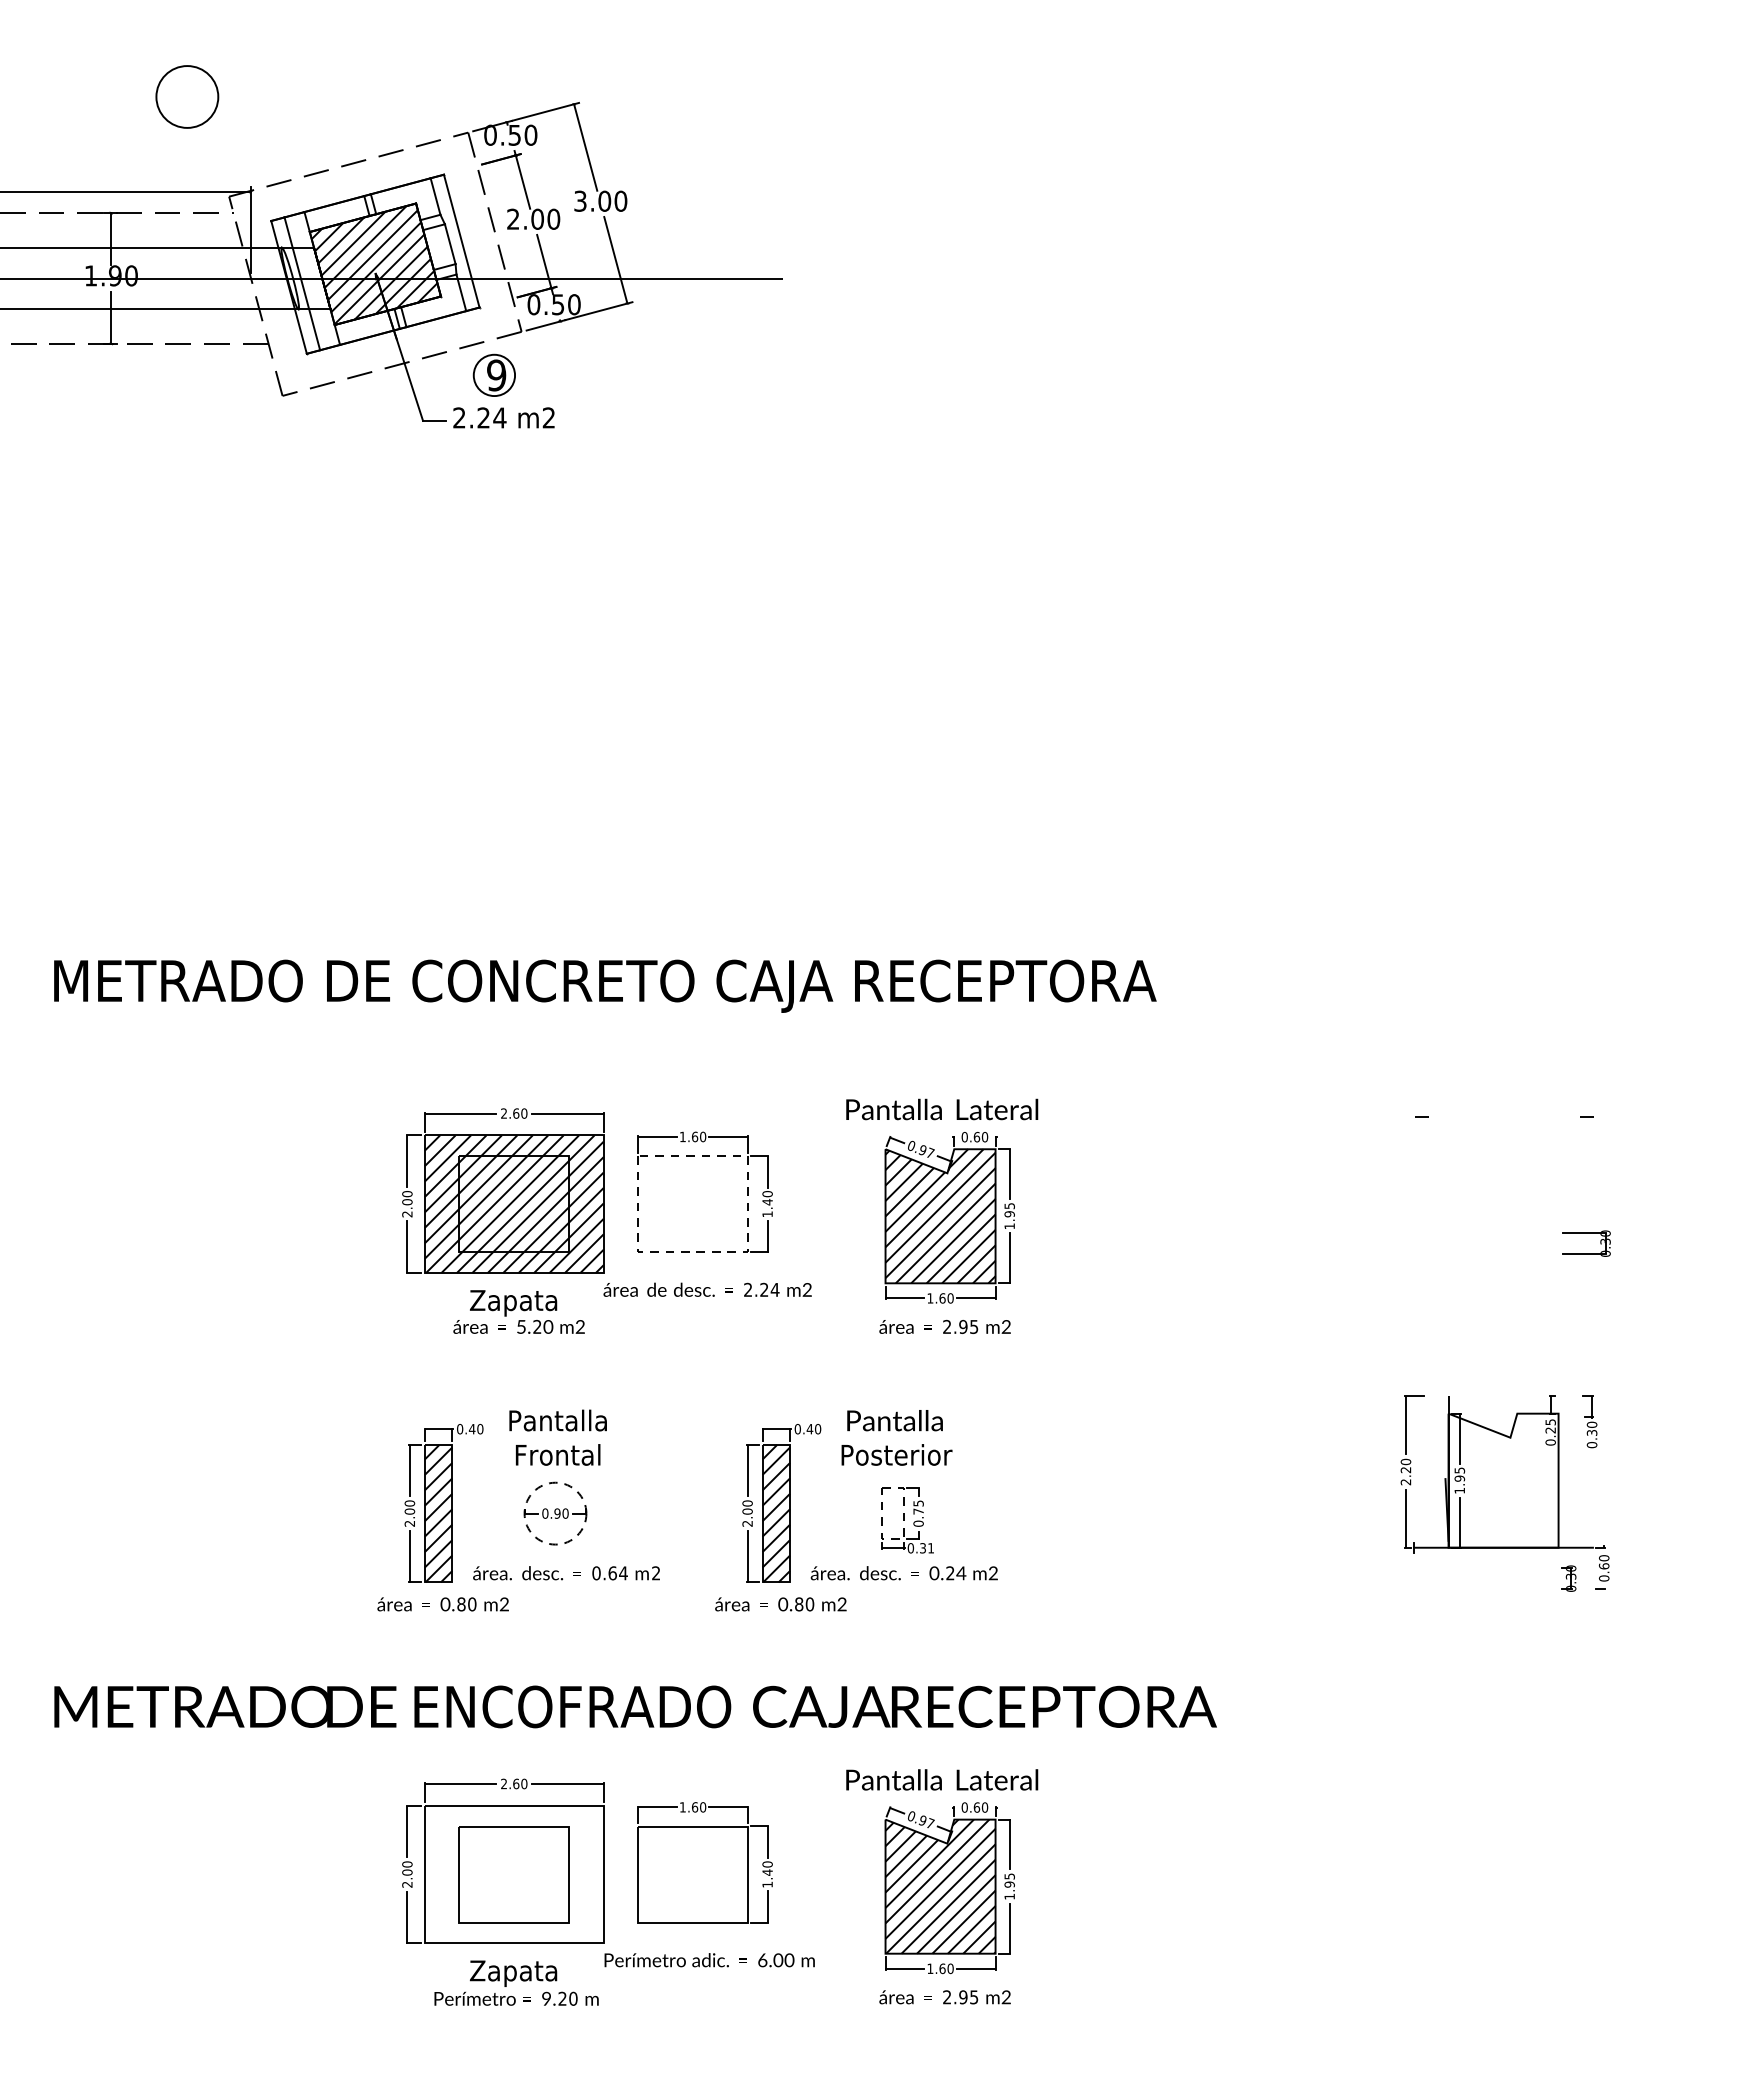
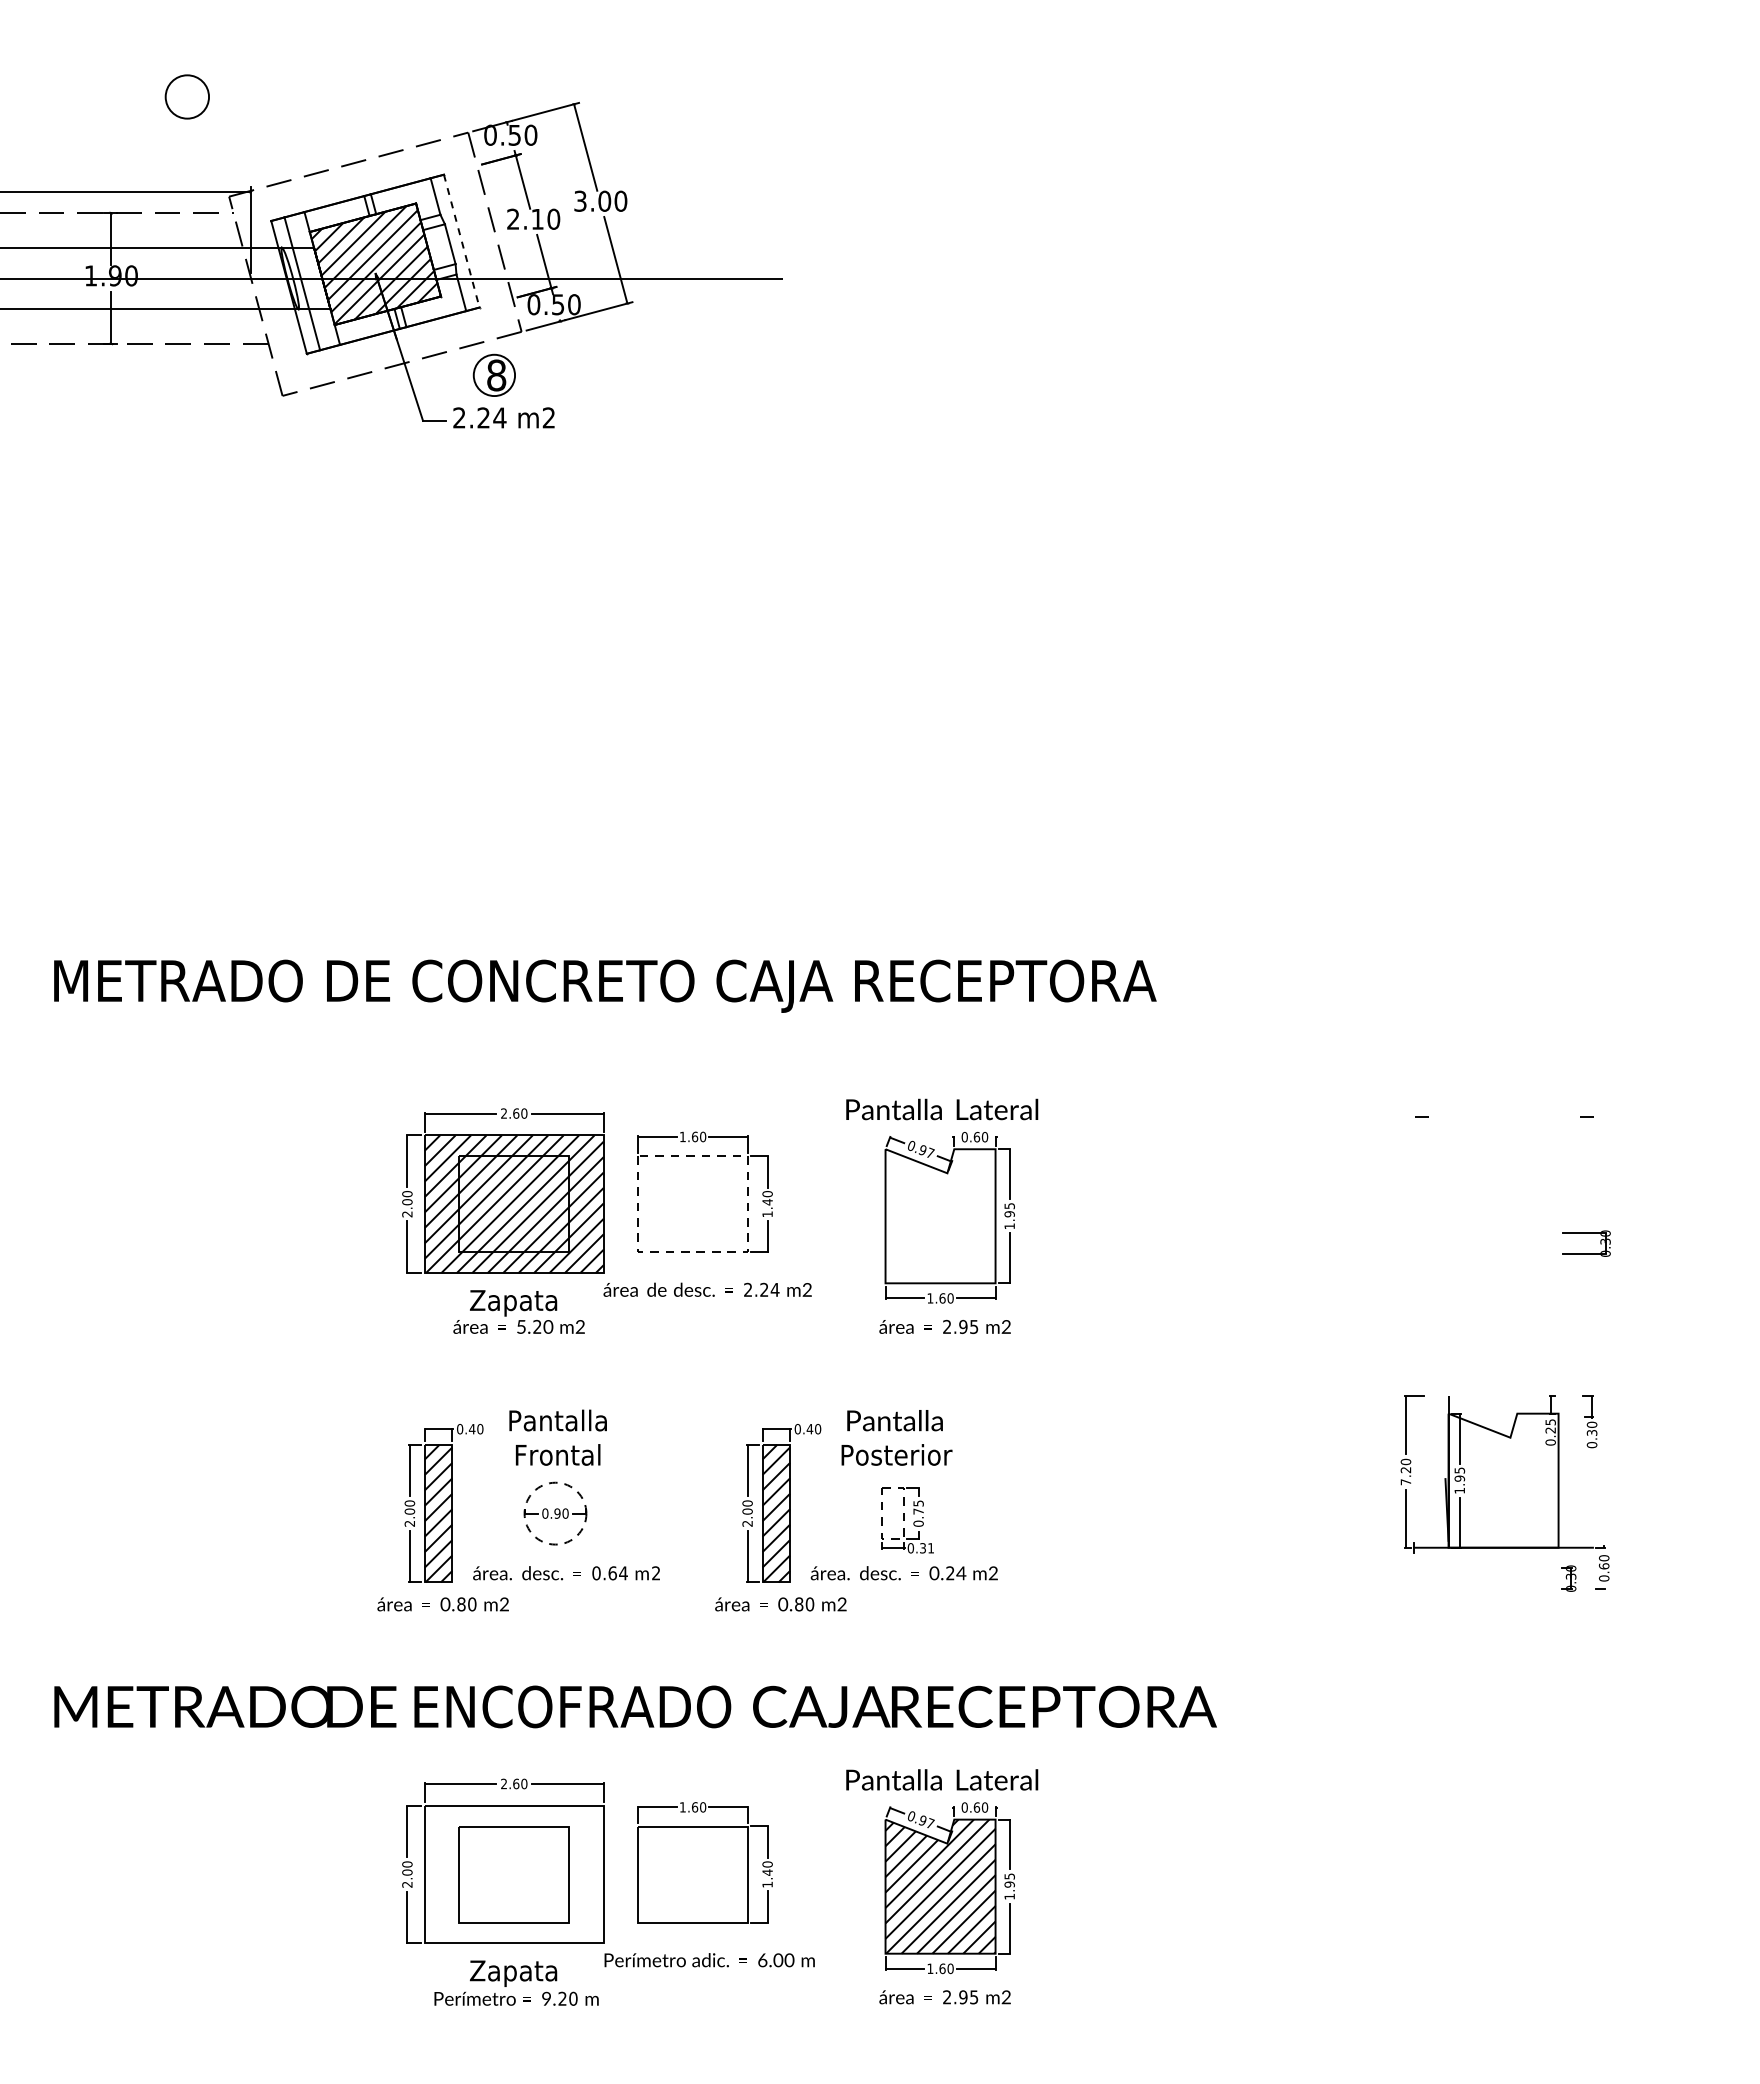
circle diameter: 62 px -> 43 px (187, 96)
text: 2.00 -> 2.10 (537, 218)
line: solid -> dashed (461, 241)
text: 9 -> 8 (496, 375)
hatch: present -> none (940, 1216)
text: 2.20 -> 7.20 (1405, 1482)
